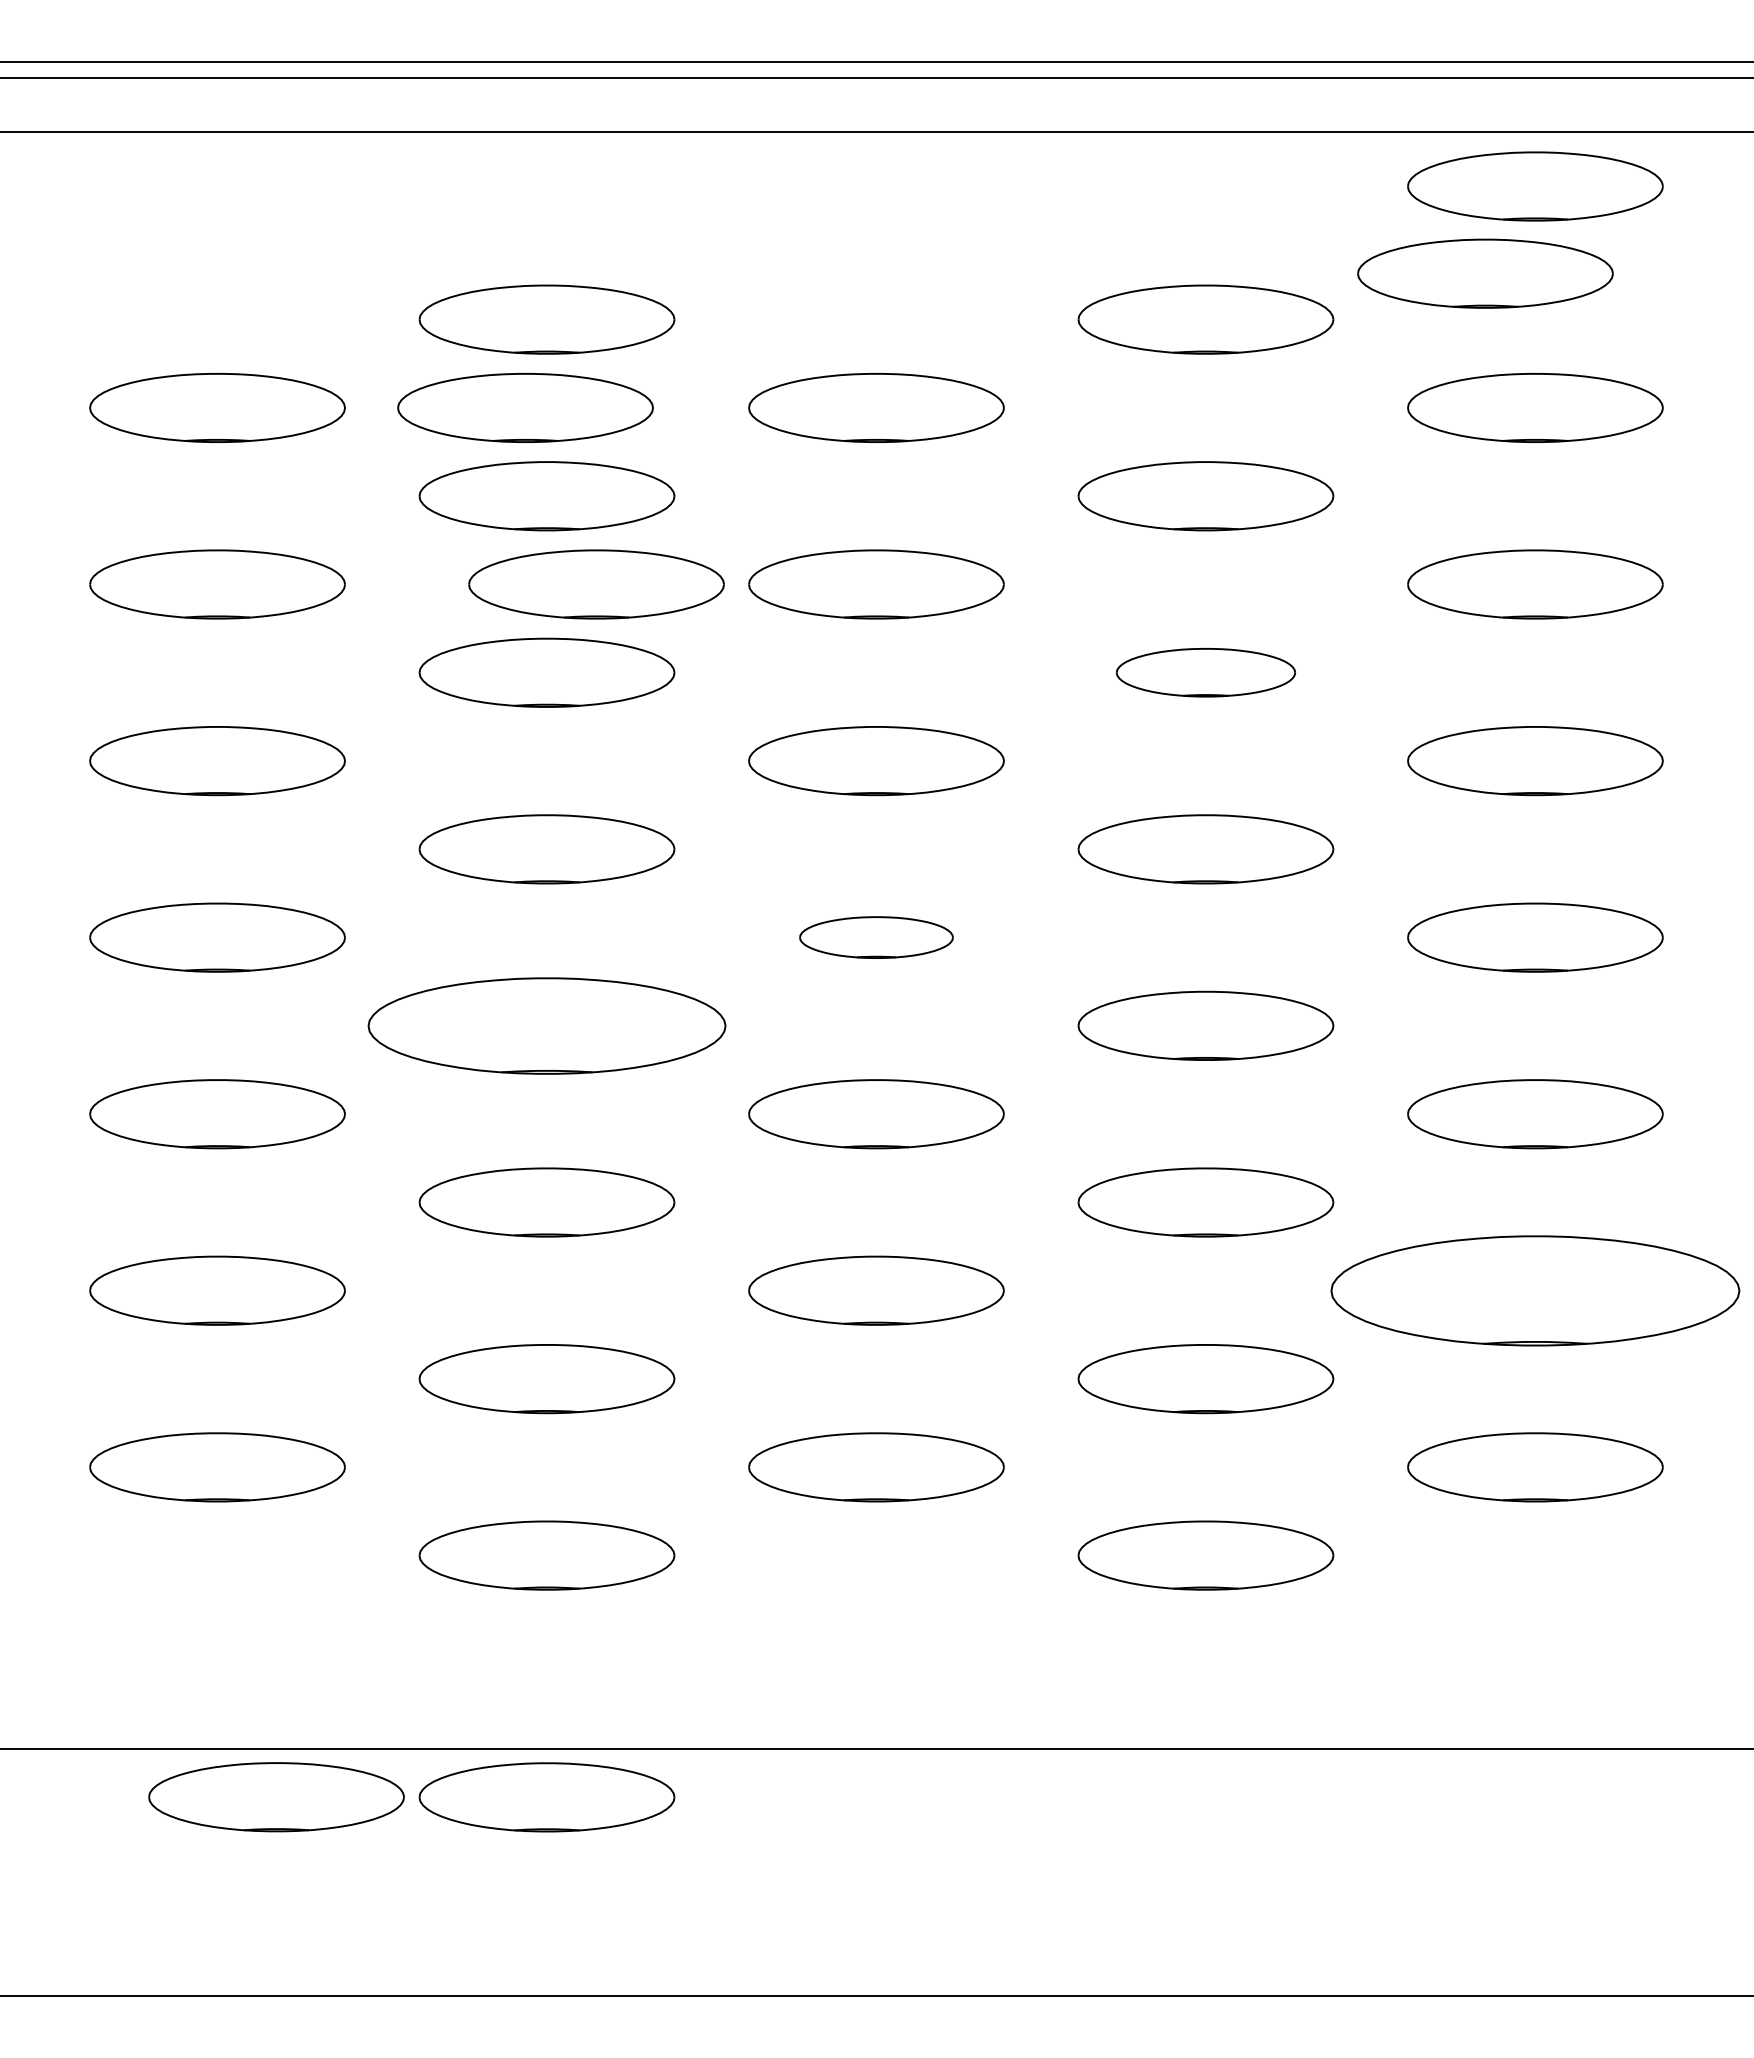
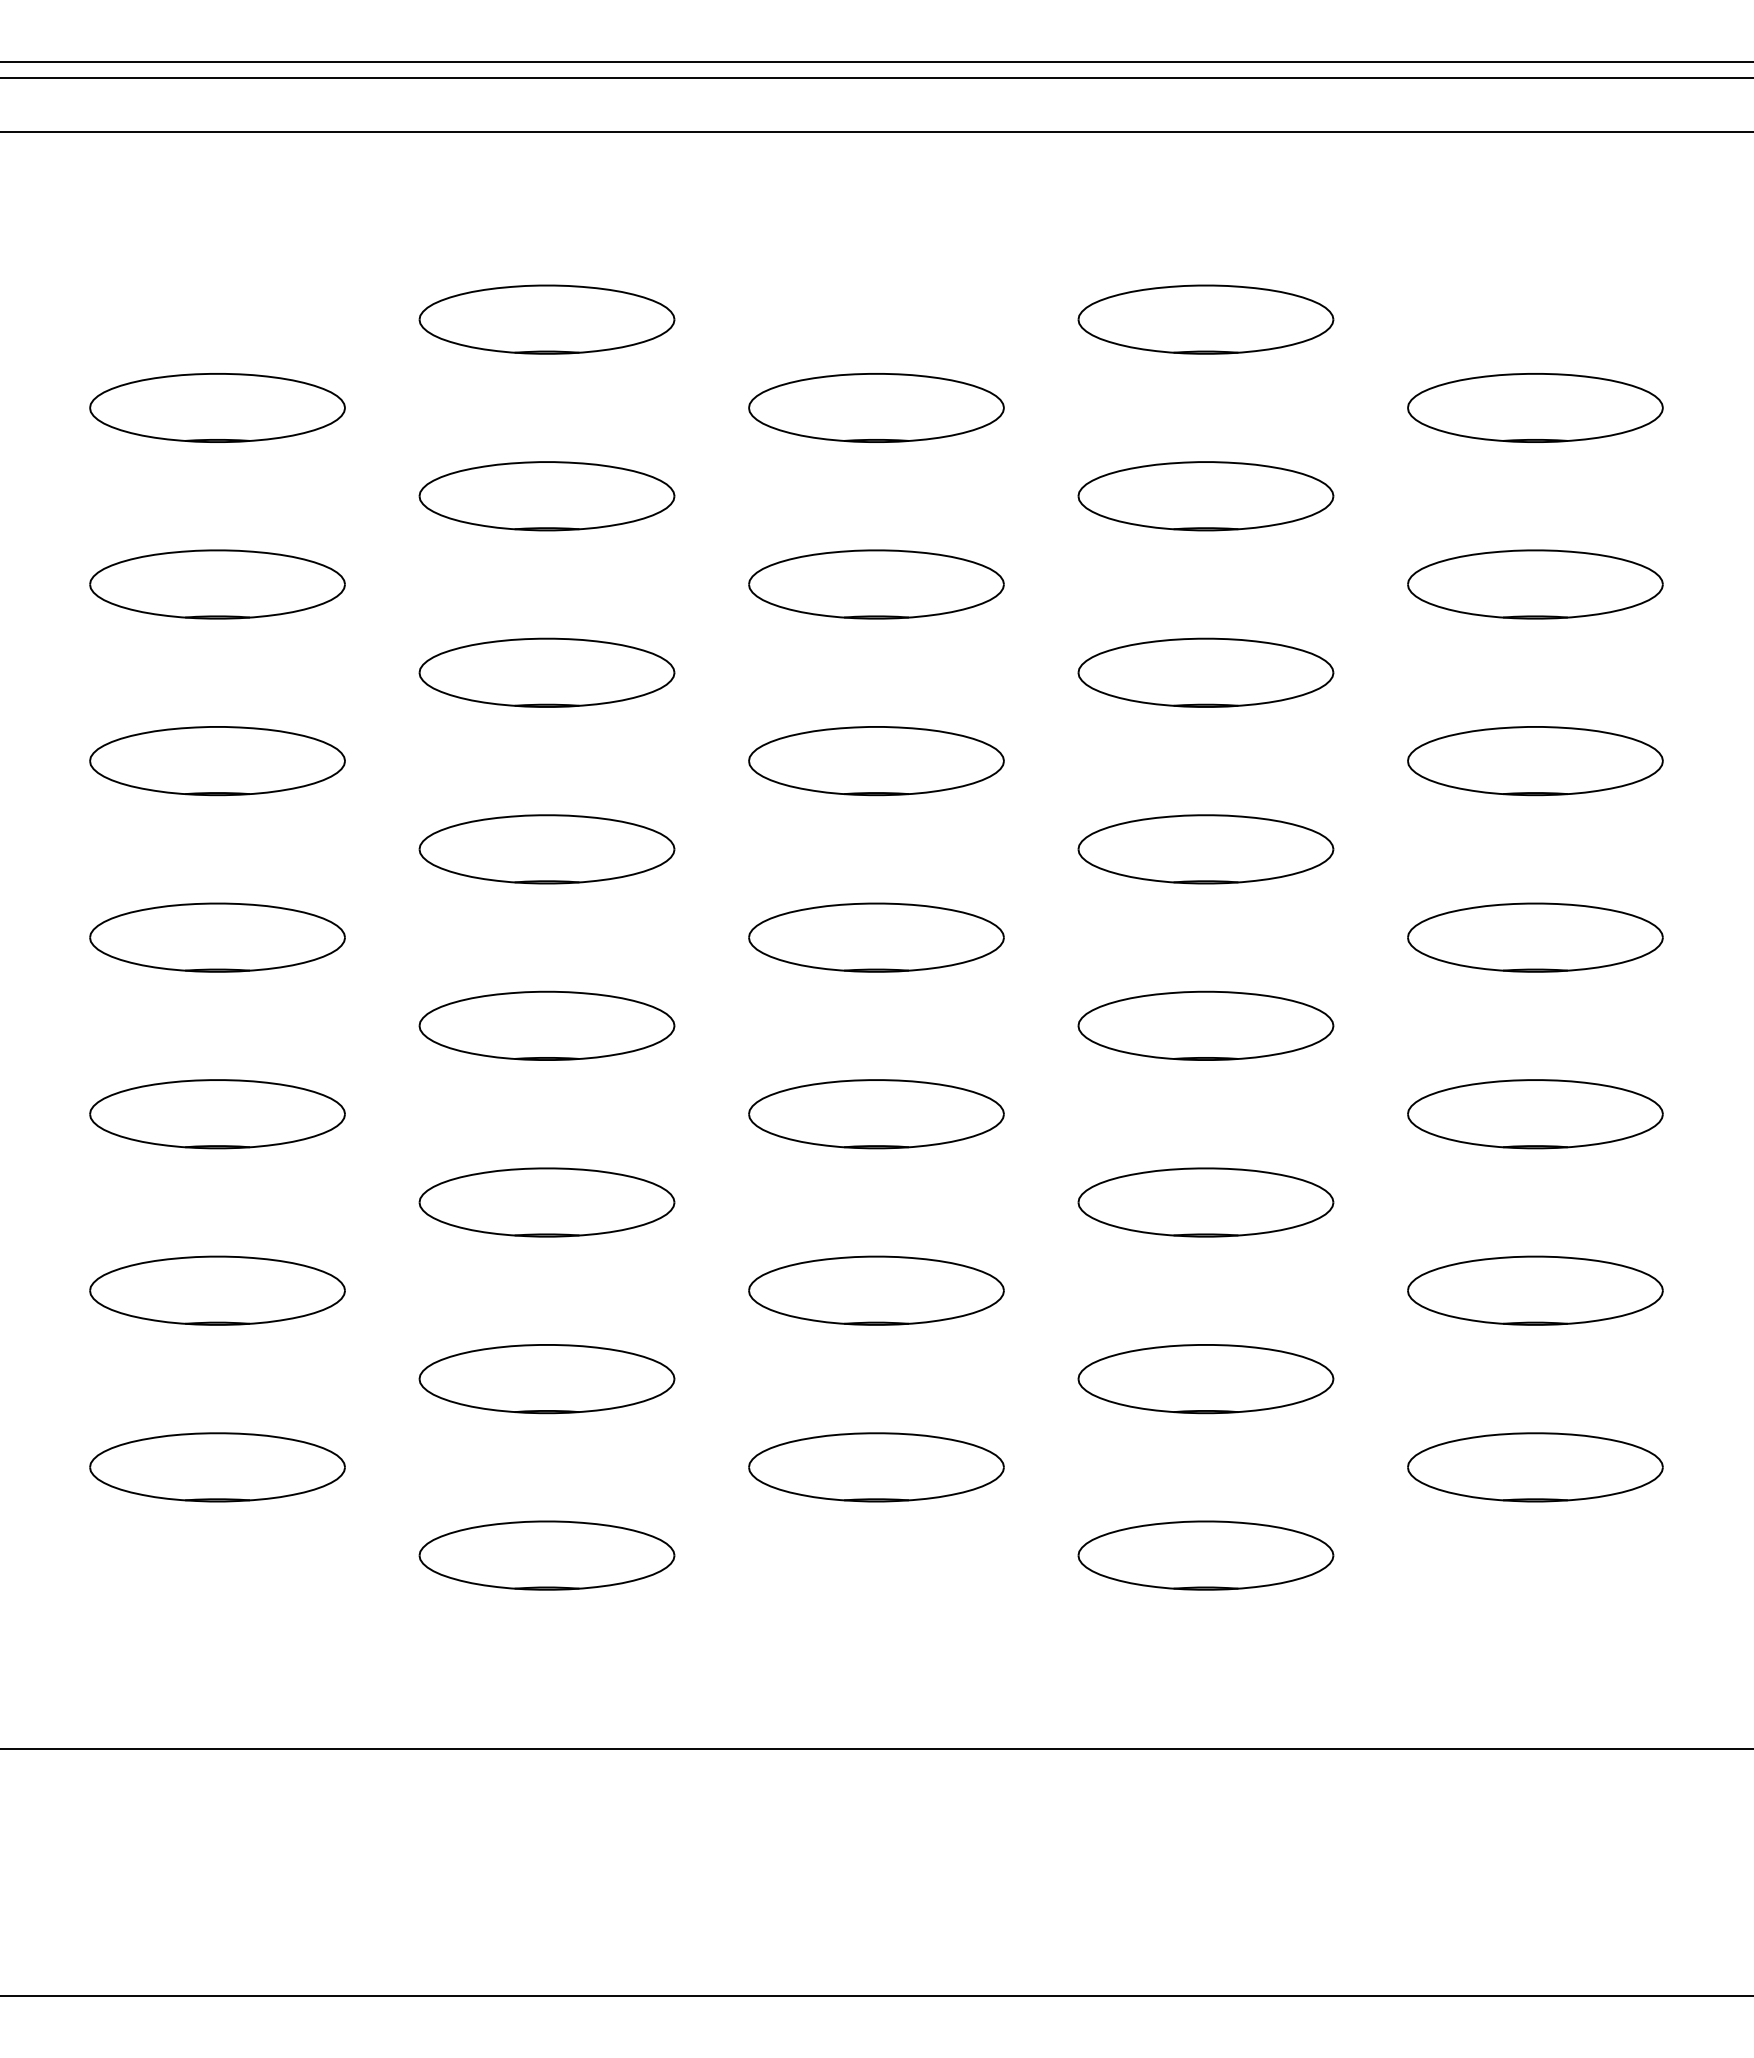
part: present -> none (1535, 186)
part: present -> none (1485, 273)
part: present -> none (525, 407)
part: present -> none (596, 584)
part size: 180x50 px -> 258x71 px (1205, 672)
part size: 155x43 px -> 257x71 px (876, 937)
part size: 360x98 px -> 258x71 px (546, 1025)
part size: 411x112 px -> 257x71 px (1535, 1290)
part: present -> none (276, 1797)
part: present -> none (546, 1797)
